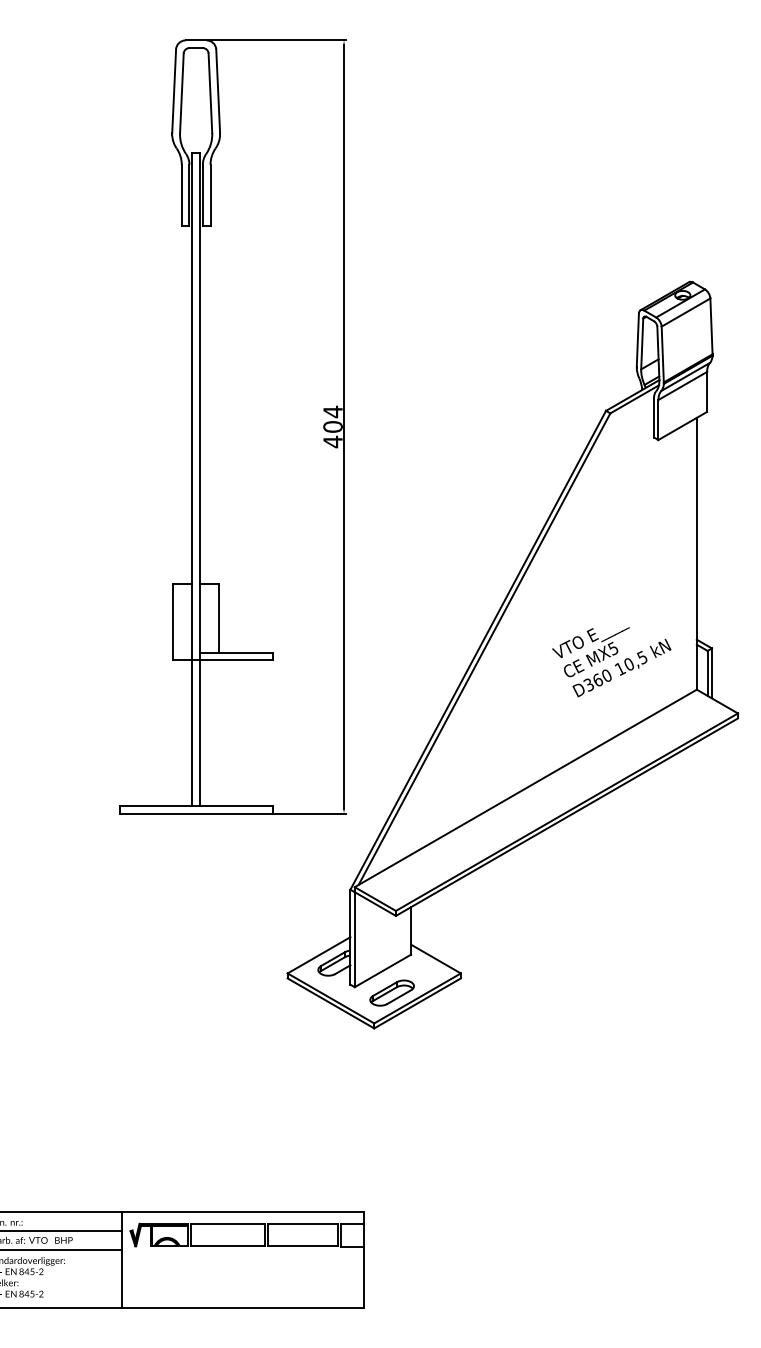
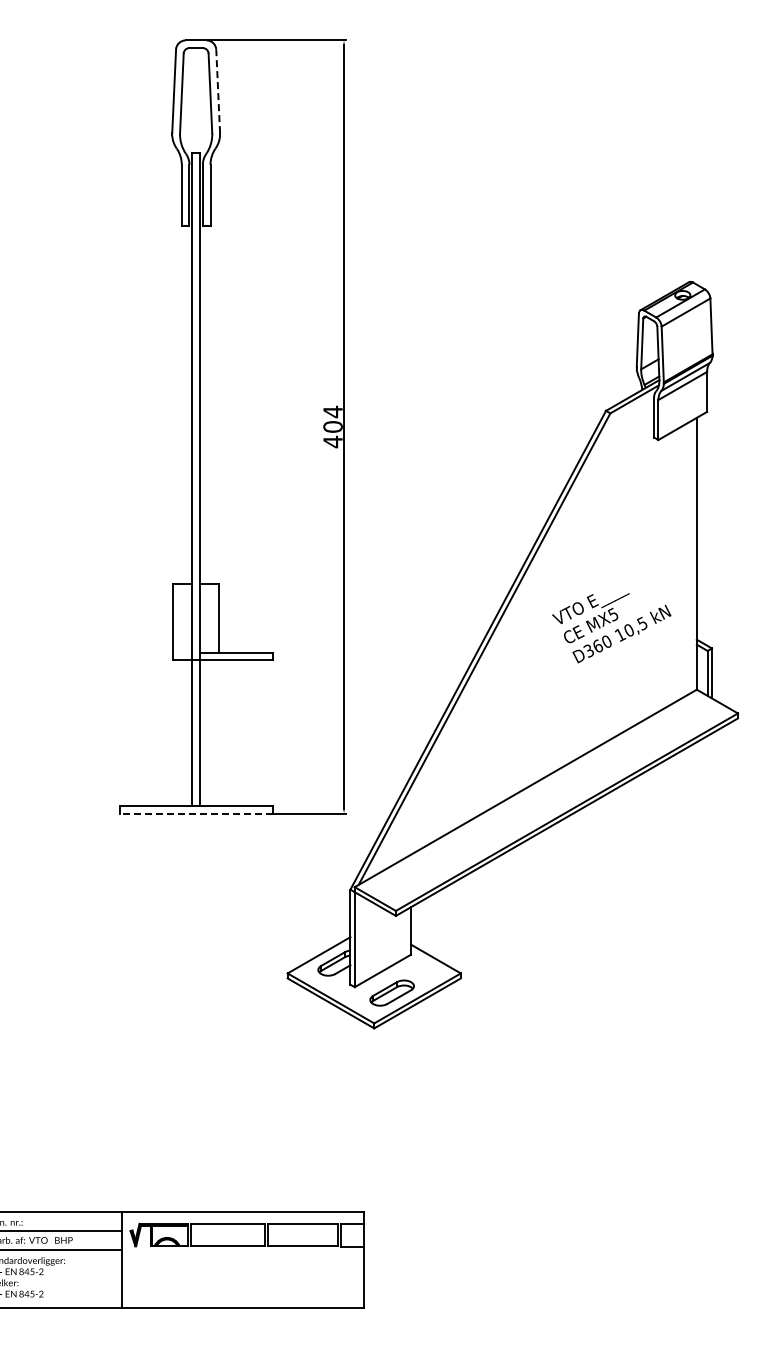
line: solid -> dashed (218, 91)
text position: (611, 662) -> (611, 628) (611, 628)
line: solid -> dashed (196, 813)
